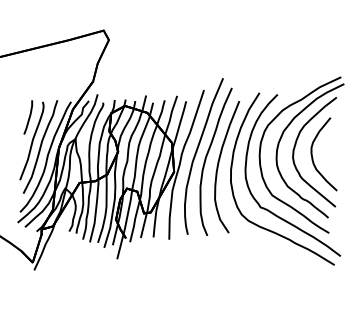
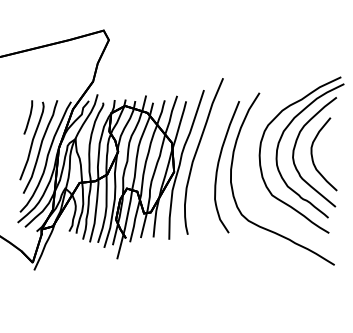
part: present -> none (206, 160)
curve: present -> none (270, 210)
